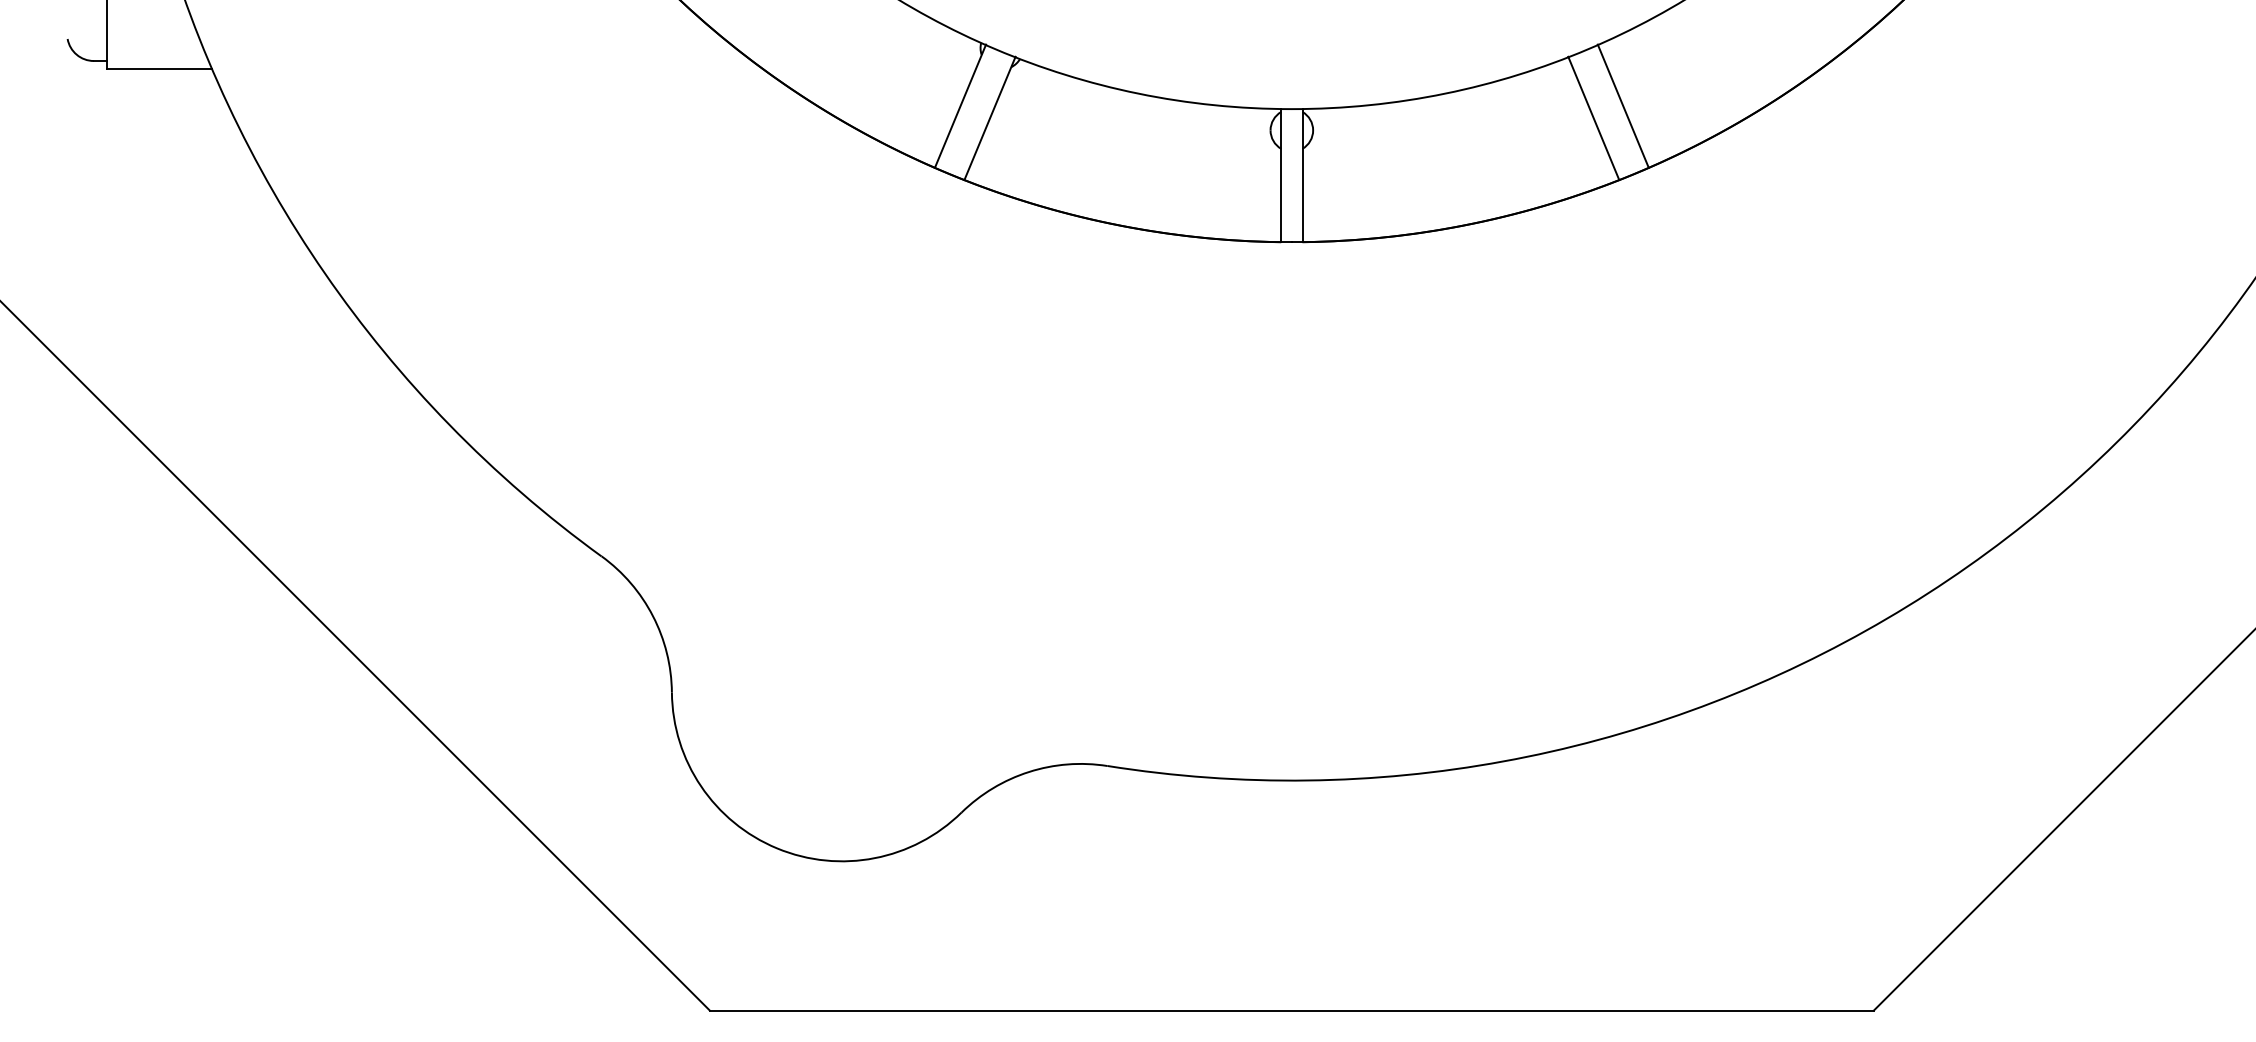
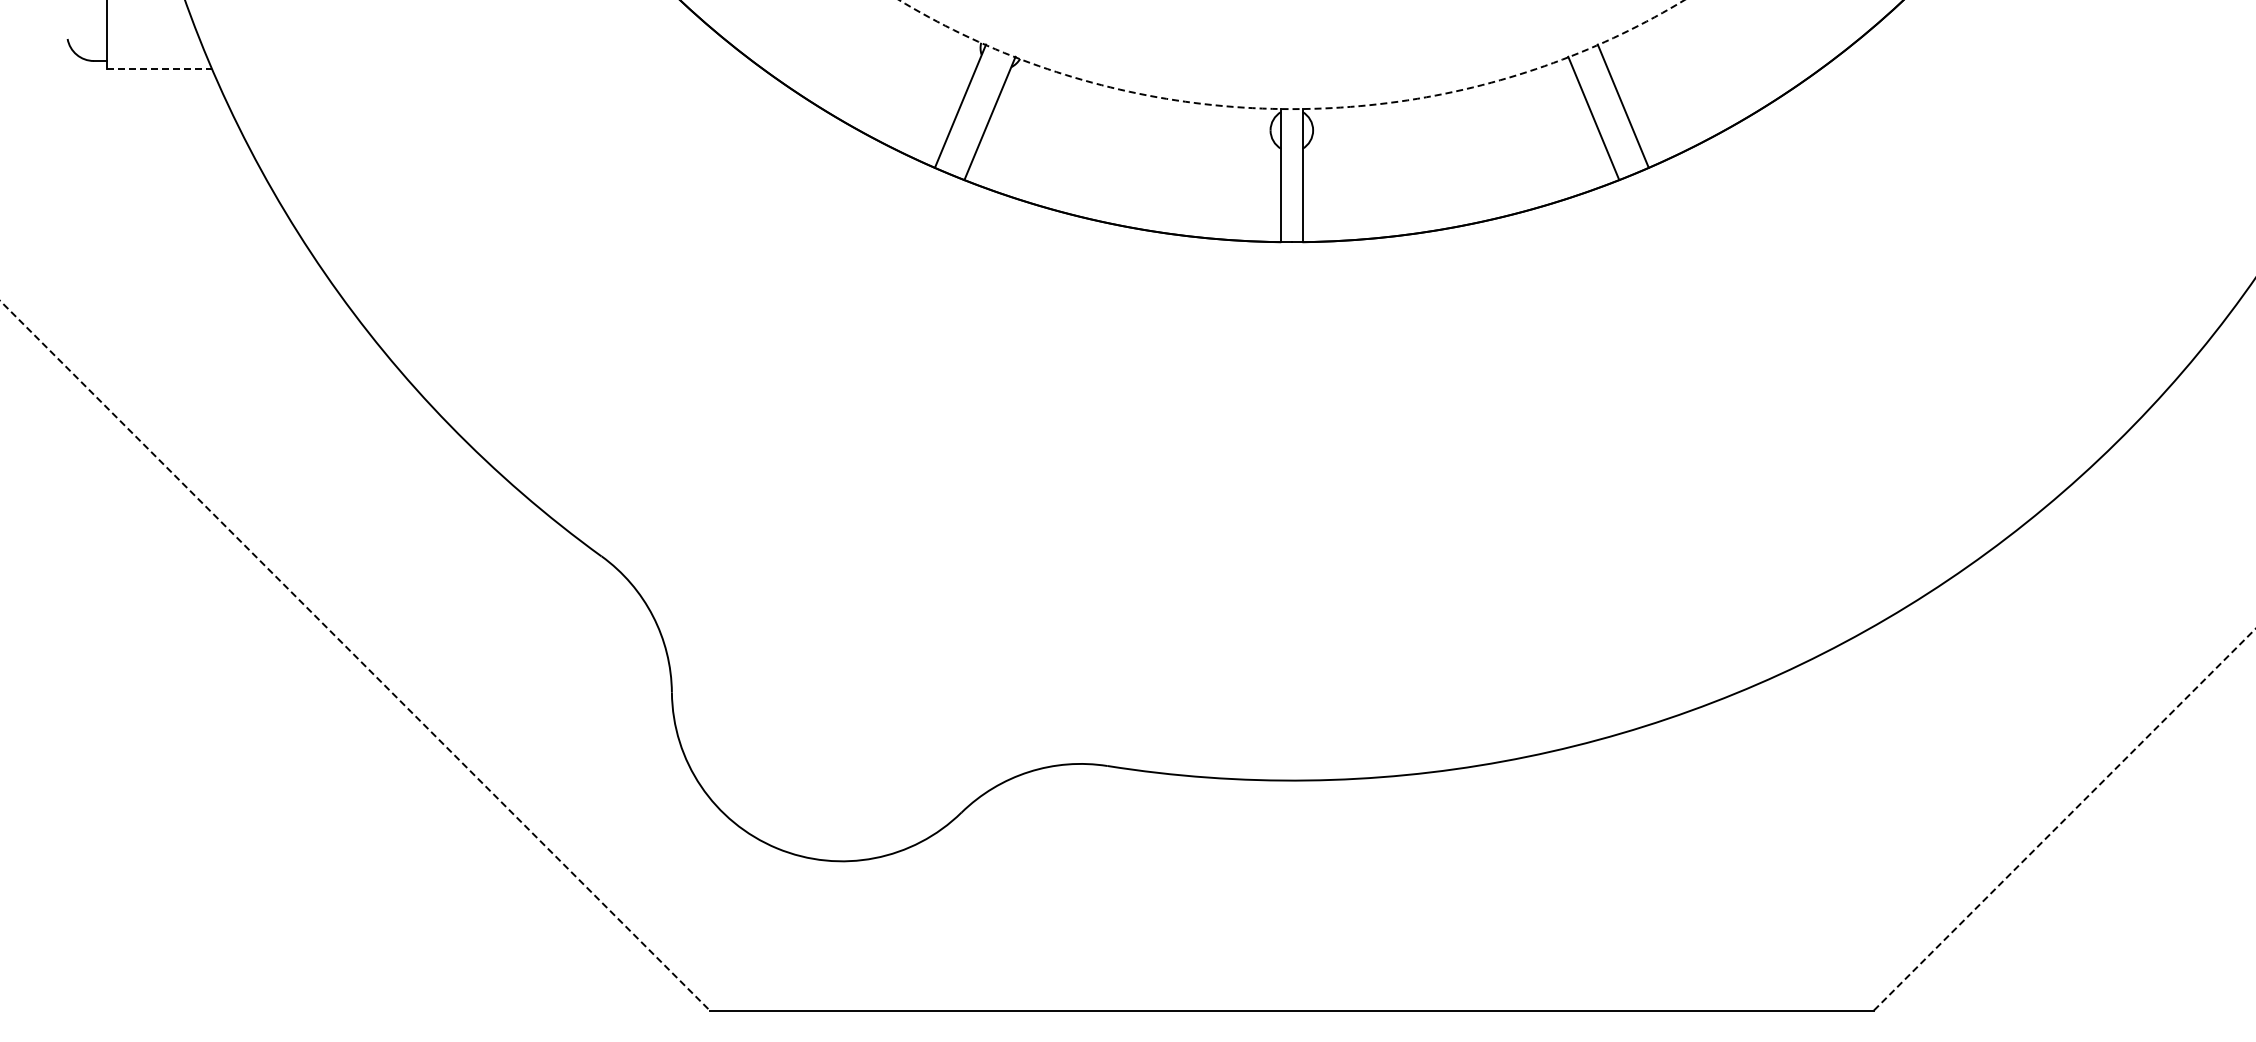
circle: solid -> dashed (1291, 54)
line: solid -> dashed (159, 68)
line: solid -> dashed (355, 655)
line: solid -> dashed (2064, 819)
